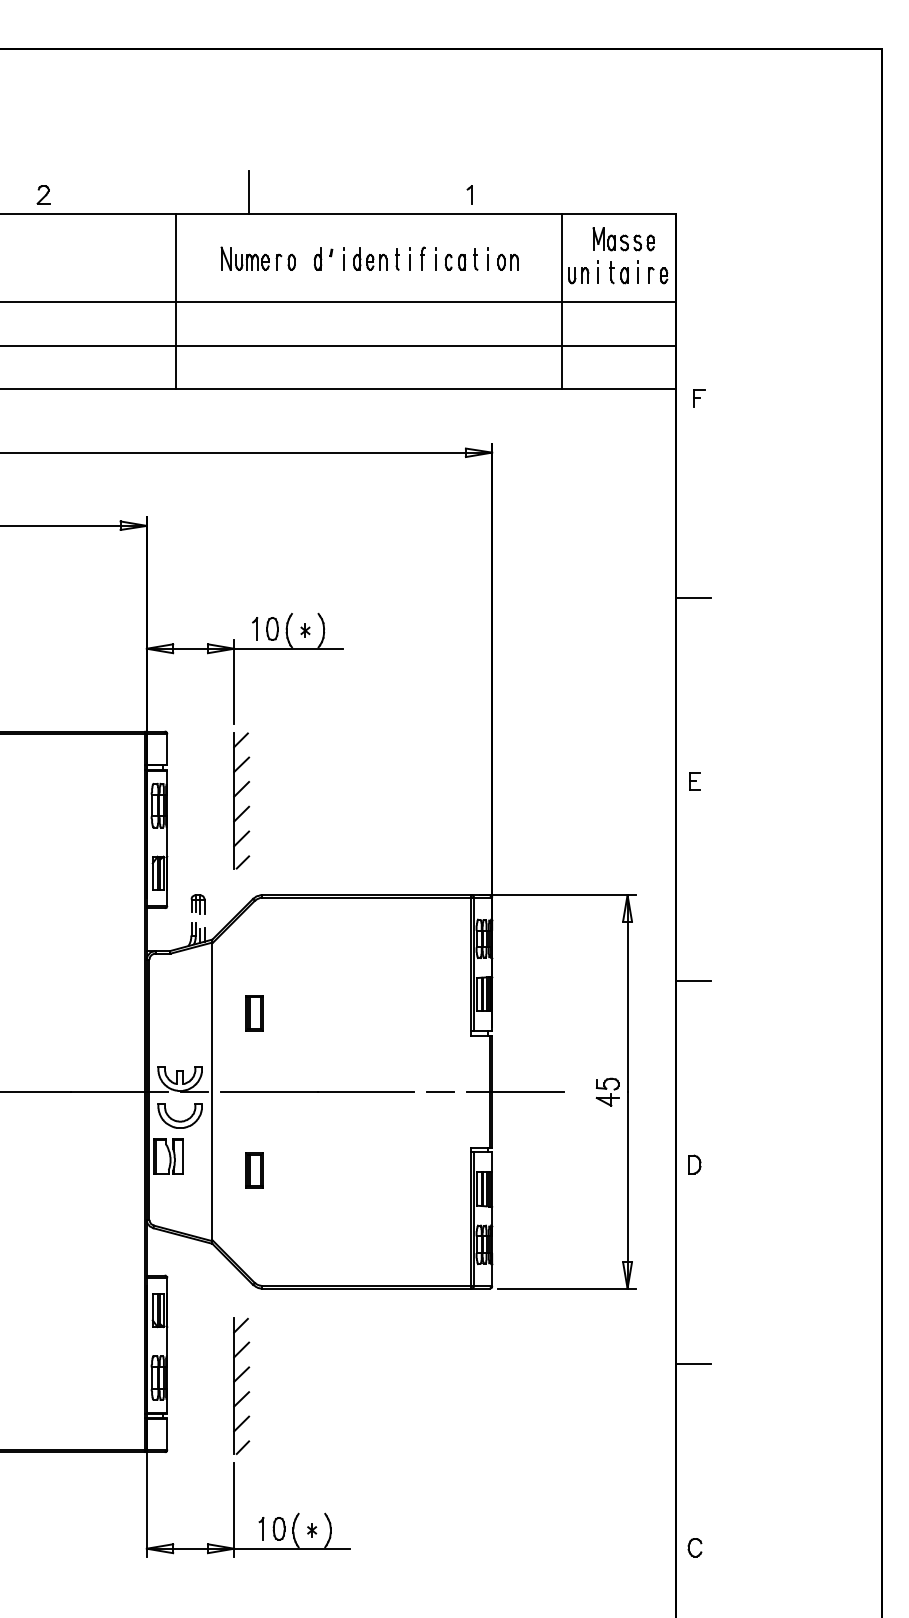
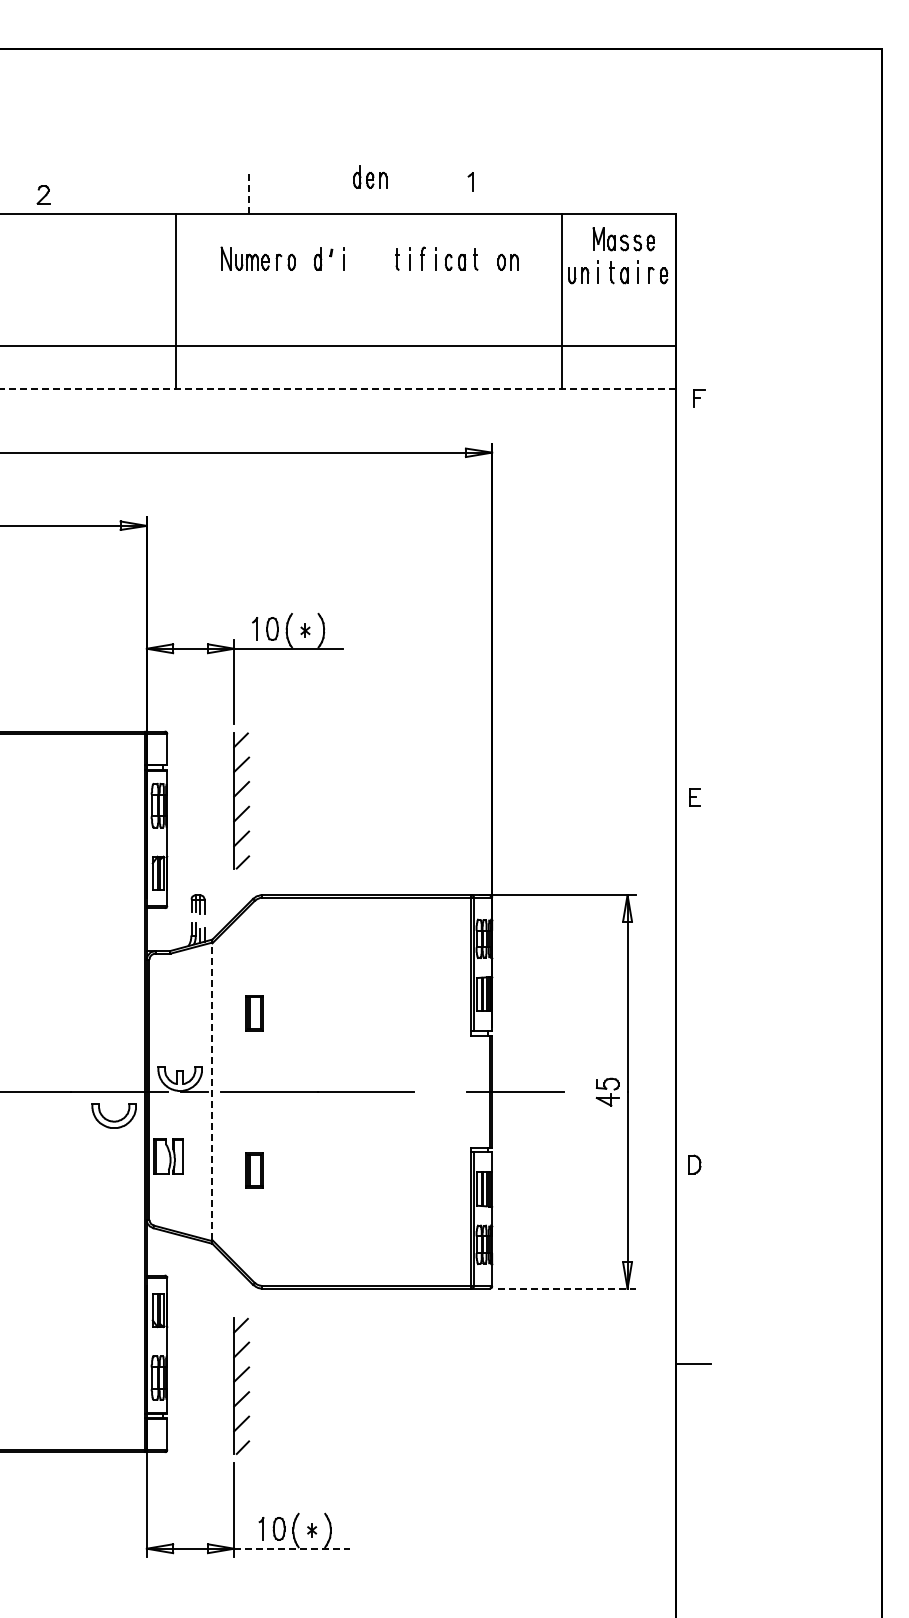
line: solid -> dashed (249, 192)
part position: (469, 194) -> (470, 181) (470, 181)
part position: (370, 258) -> (370, 176) (370, 176)
line: present -> none (487, 258)
line: present -> none (339, 301)
line: solid -> dashed (338, 389)
line: present -> none (693, 597)
part position: (694, 781) -> (694, 797) (694, 797)
line: present -> none (693, 980)
line: solid -> dashed (212, 1091)
line: present -> none (440, 1091)
part position: (179, 1115) -> (113, 1115) (113, 1115)
line: solid -> dashed (567, 1288)
part: present -> none (694, 1547)
line: solid -> dashed (292, 1548)
